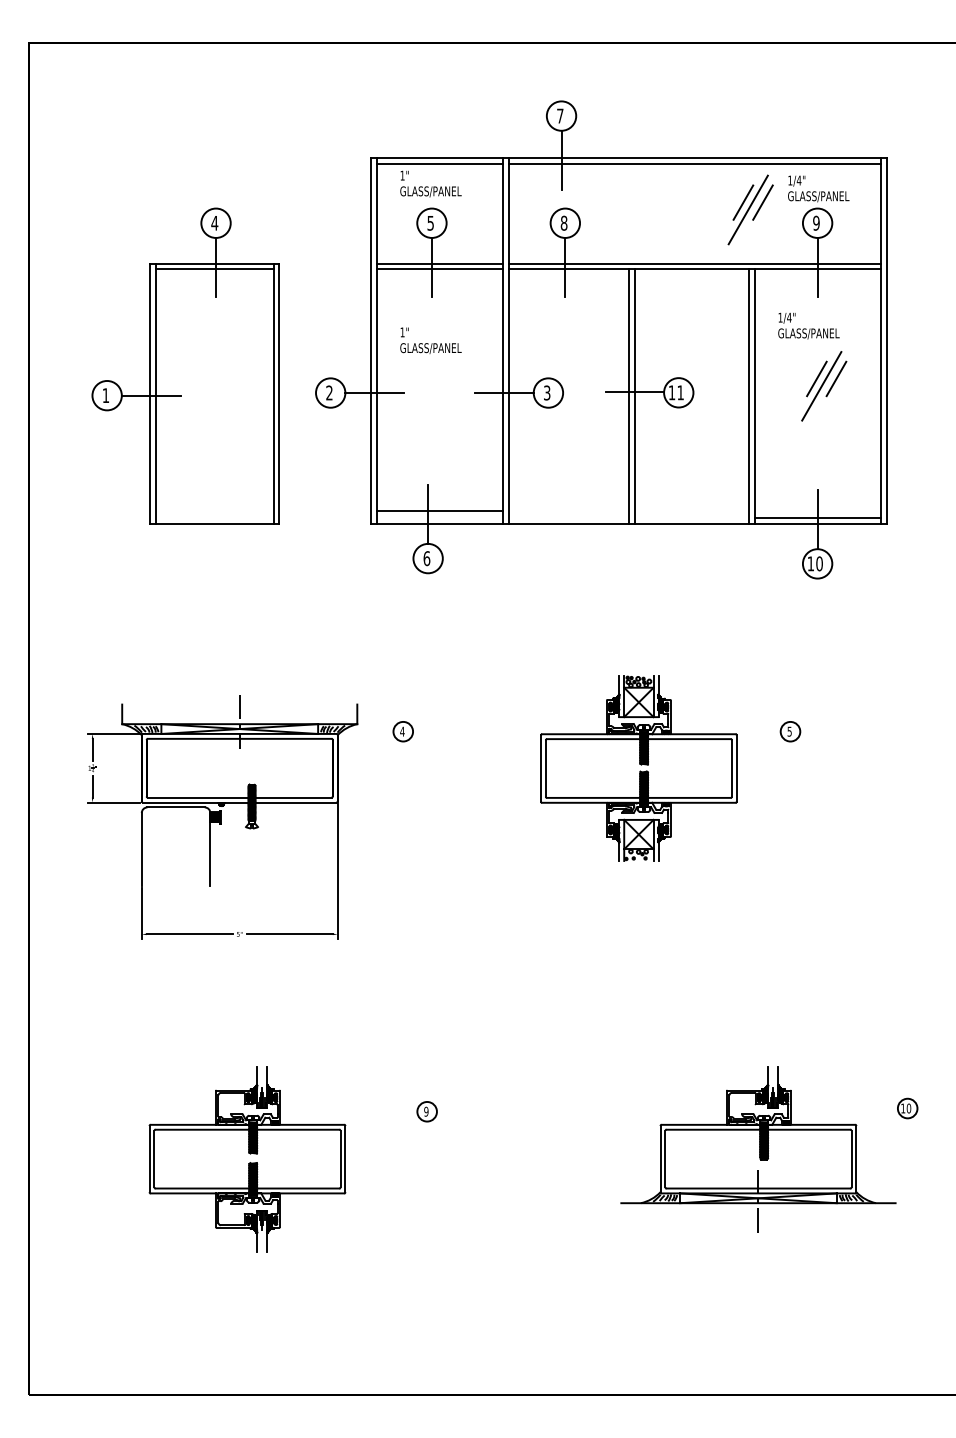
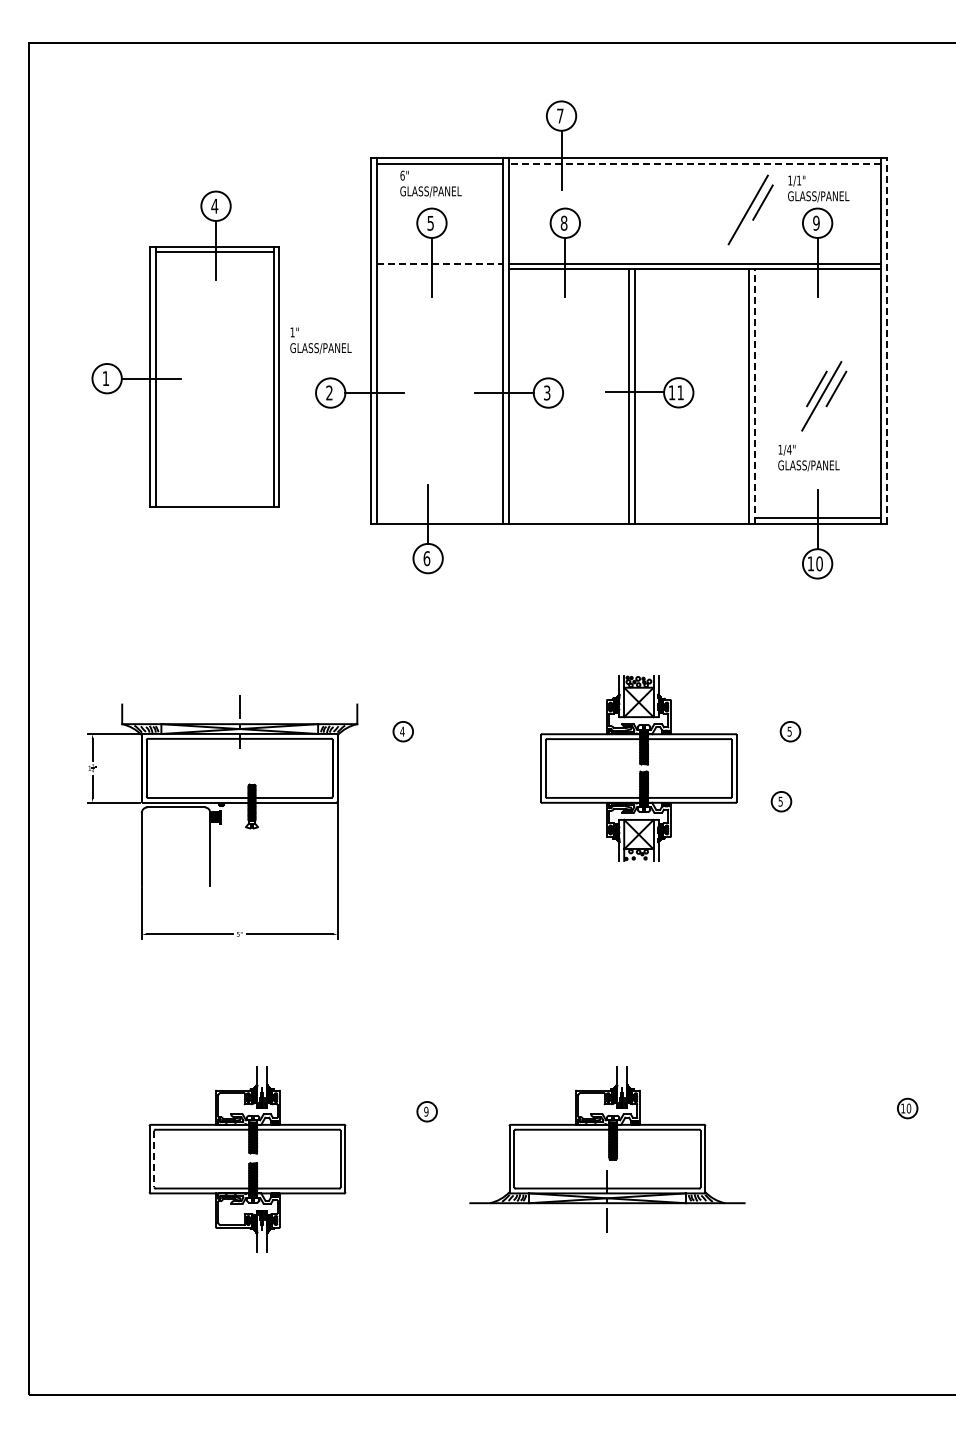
line: solid -> dashed (694, 164)
text: 1" -> 6" (402, 175)
text: 1/4" -> 1/1" (798, 180)
line: present -> none (743, 202)
line: solid -> dashed (440, 263)
line: present -> none (439, 269)
text position: (808, 325) -> (808, 457) (808, 457)
text position: (430, 340) -> (320, 340) (320, 340)
line: solid -> dashed (886, 341)
part position: (185, 365) -> (185, 348) (185, 348)
part position: (824, 386) -> (824, 396) (824, 396)
line: solid -> dashed (755, 396)
line: present -> none (439, 511)
part: none -> present (781, 801)
part position: (758, 1149) -> (607, 1149) (607, 1149)
line: solid -> dashed (154, 1159)
